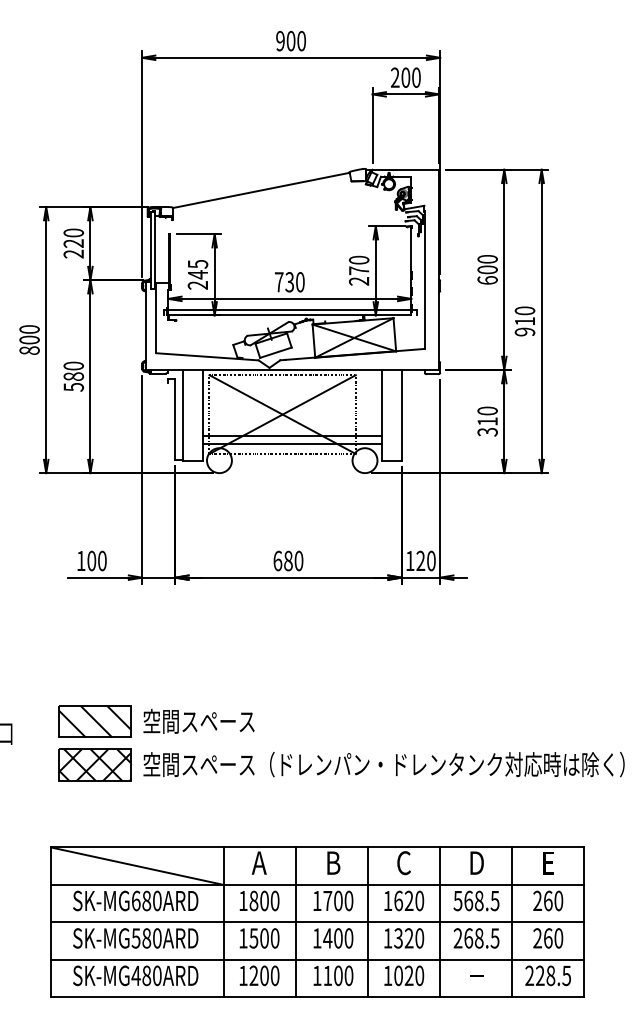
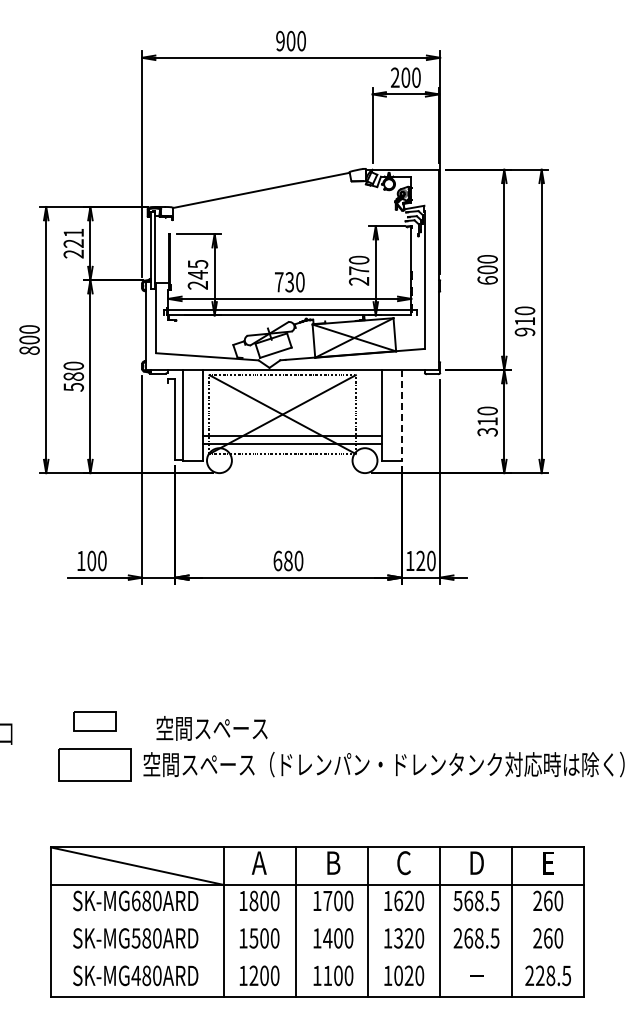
text: 220 -> 221 (73, 232)
line: solid -> dashed (401, 415)
part size: 74x33 px -> 44x21 px (94, 721)
text position: (198, 721) -> (211, 728) (211, 728)
hatch: present -> none (94, 764)
line: present -> none (317, 922)
line: present -> none (317, 959)
